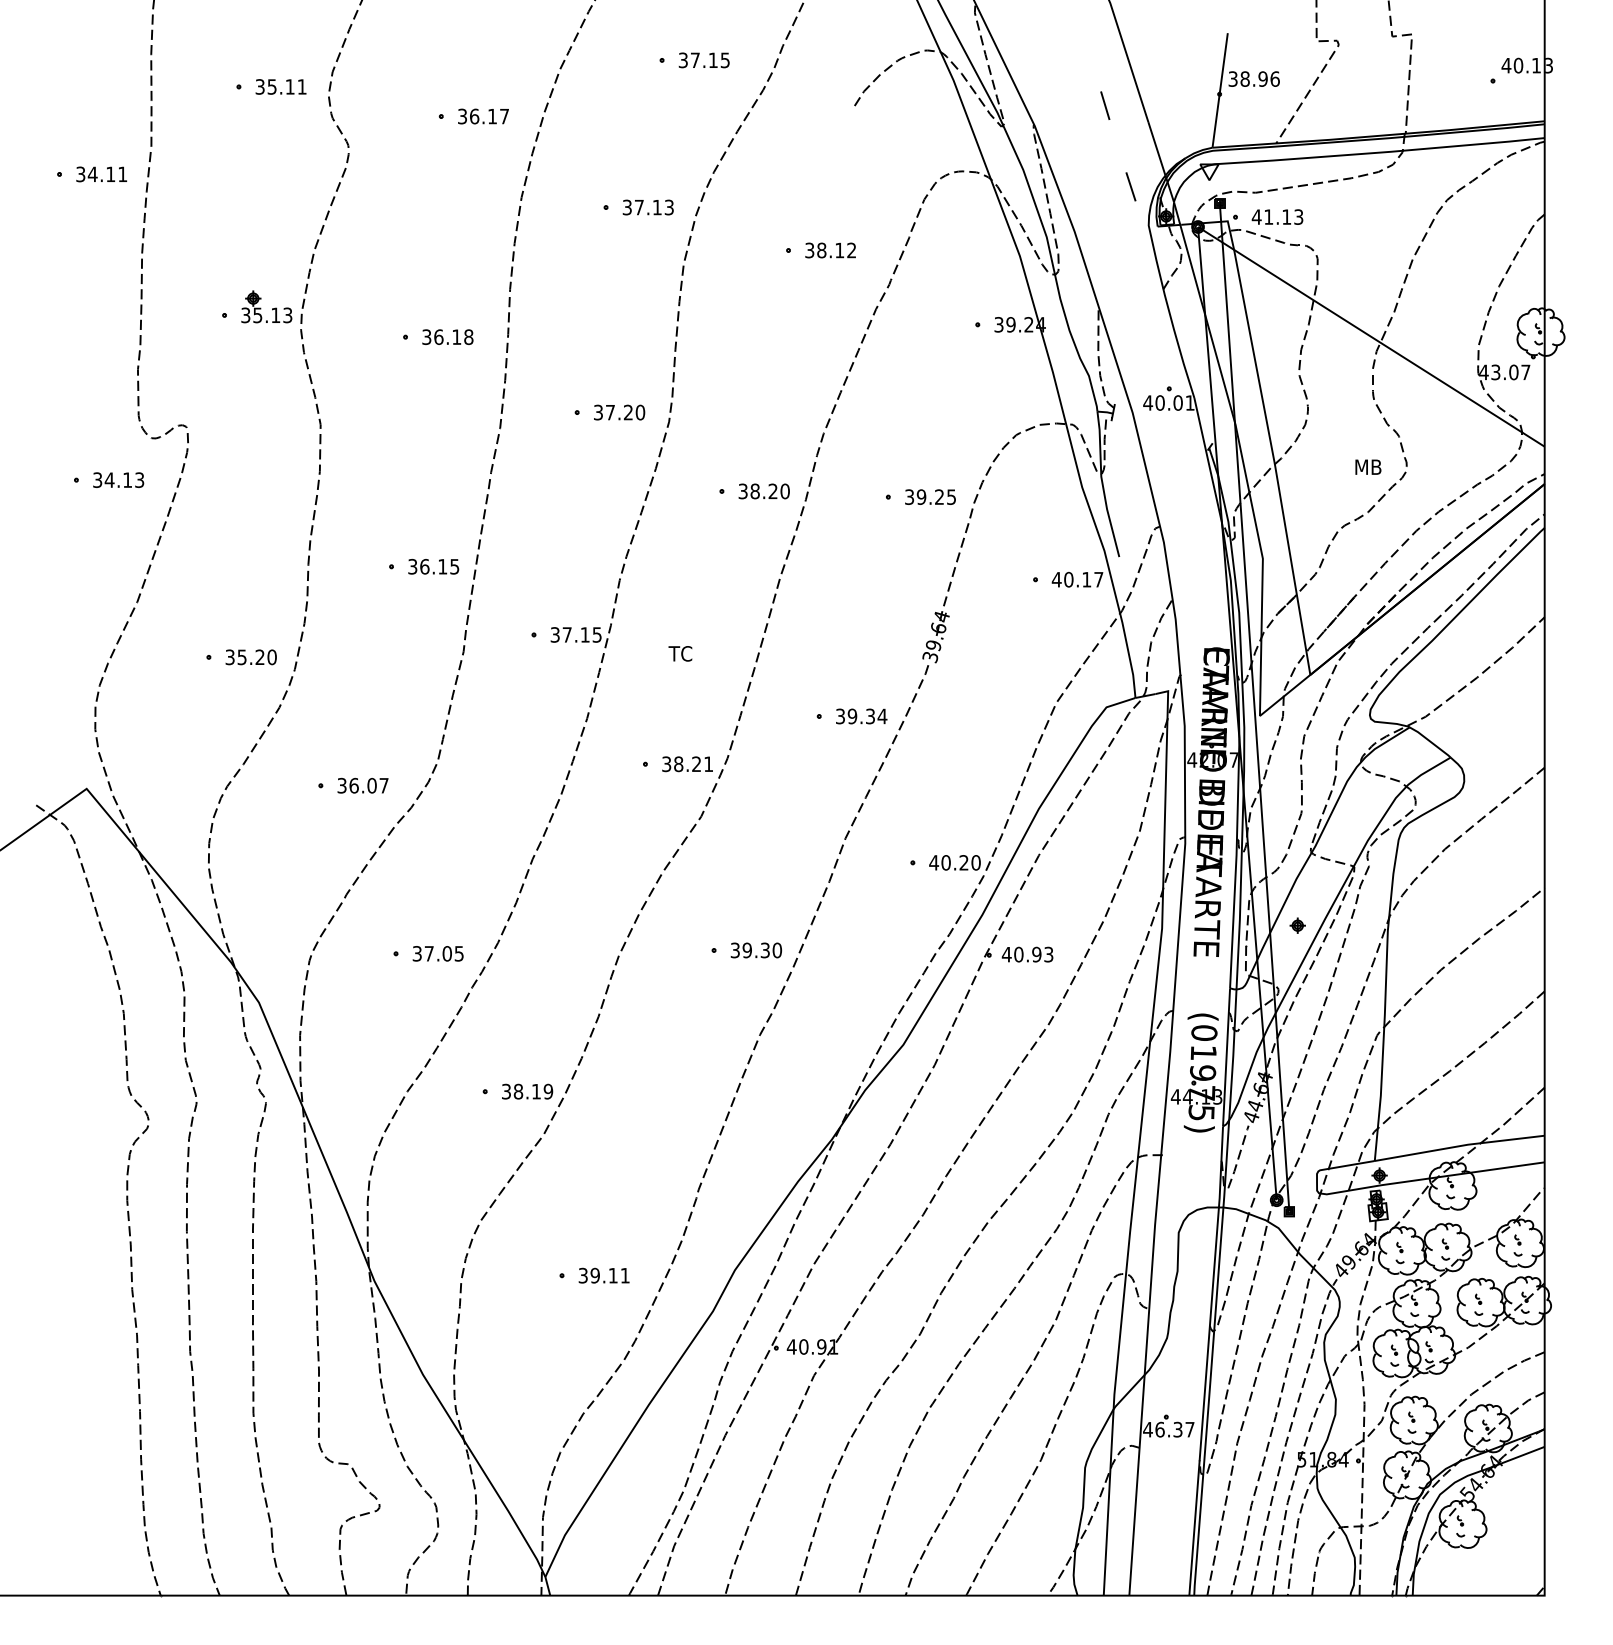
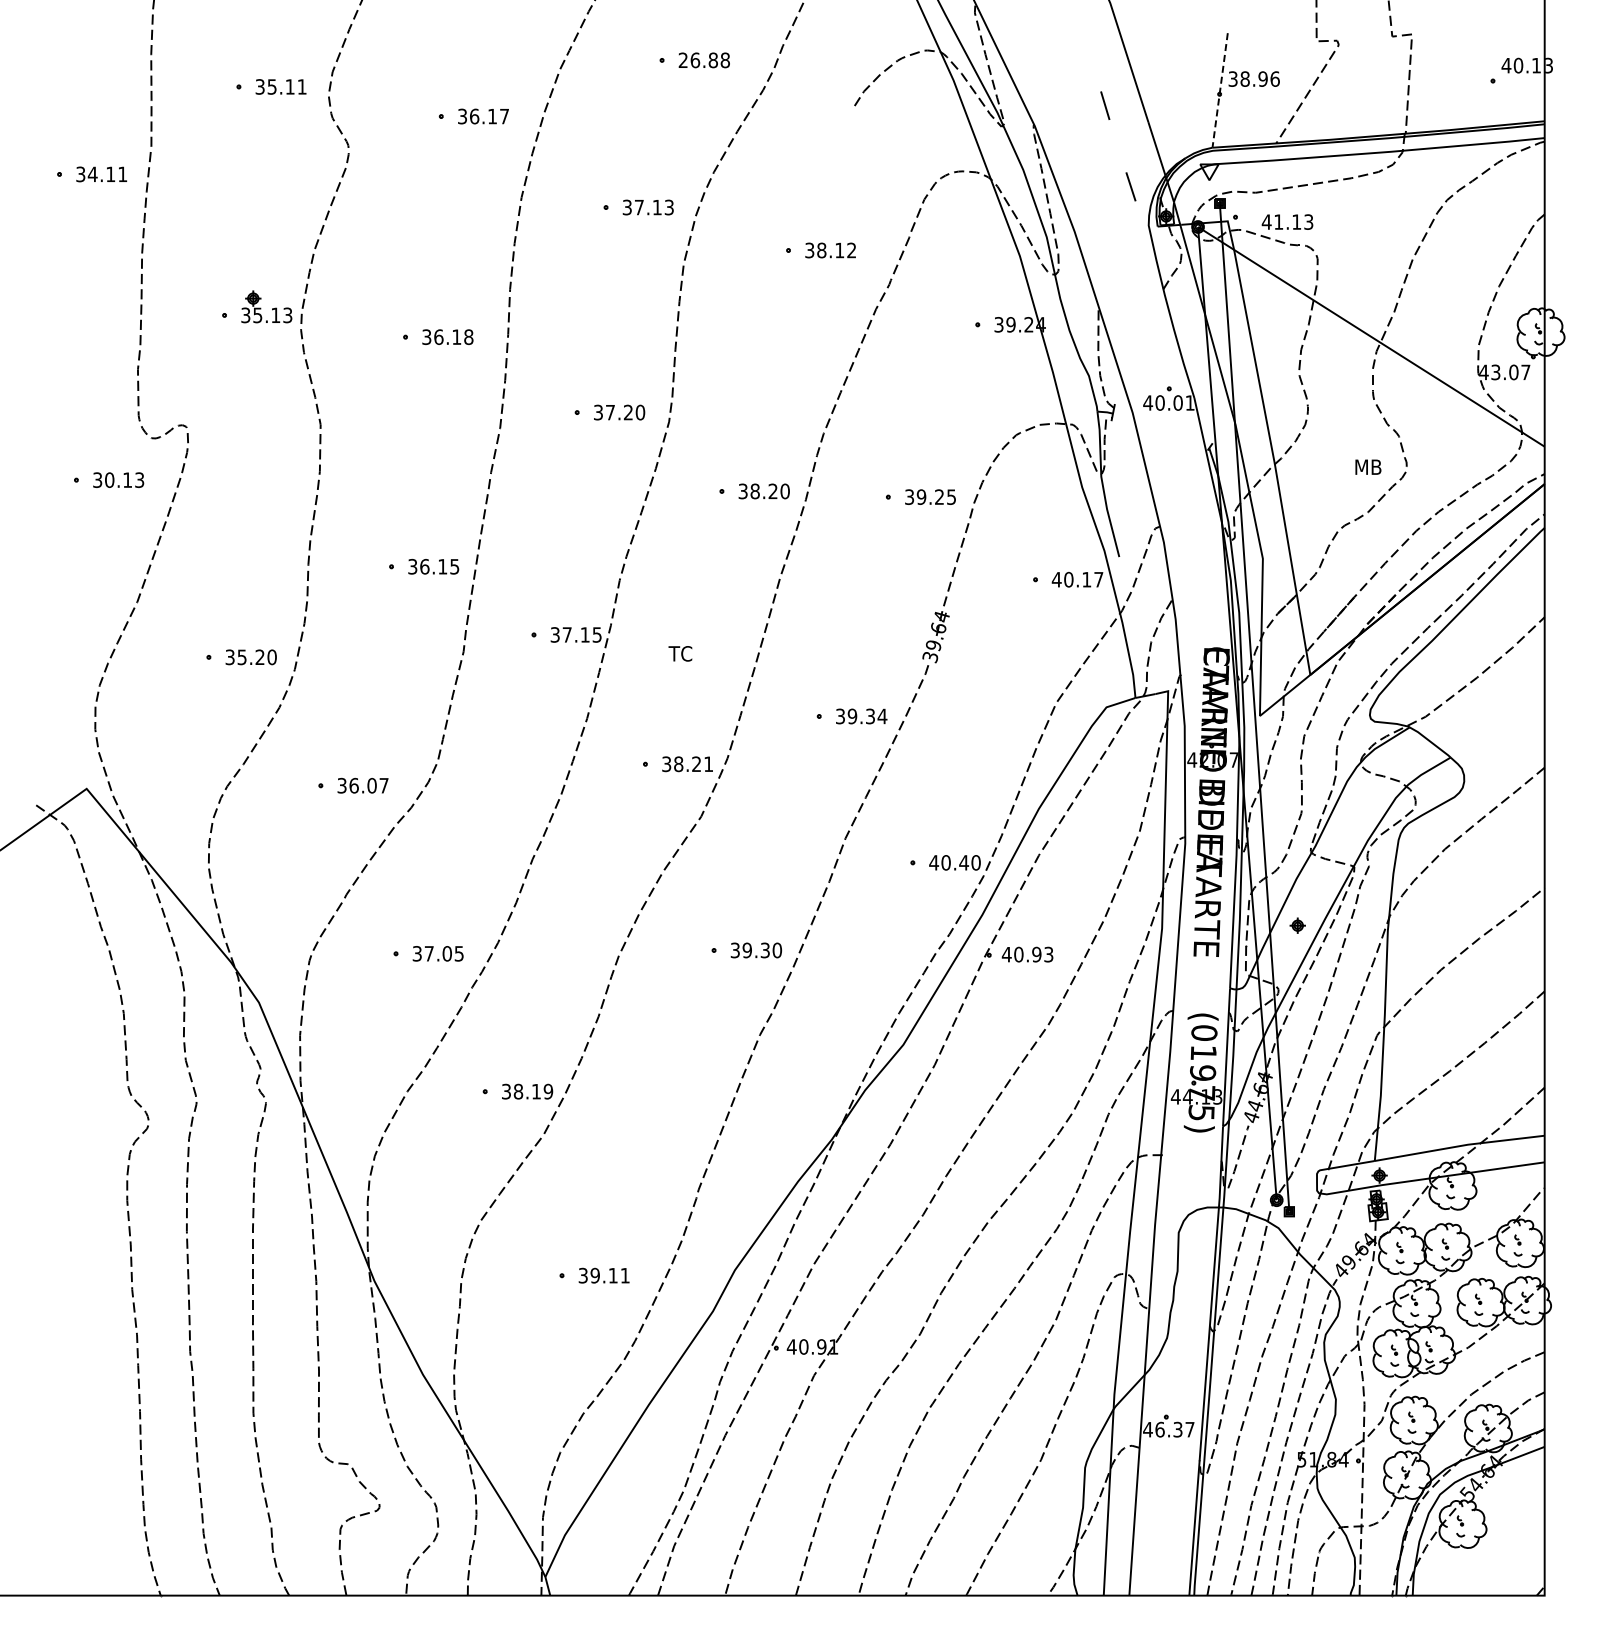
text: 37.15 -> 26.88 (703, 60)
line: solid -> dashed (1220, 90)
text position: (1277, 216) -> (1287, 221) (1287, 221)
text: 34.13 -> 30.13 (109, 479)
text: 40.20 -> 40.40 (964, 862)
